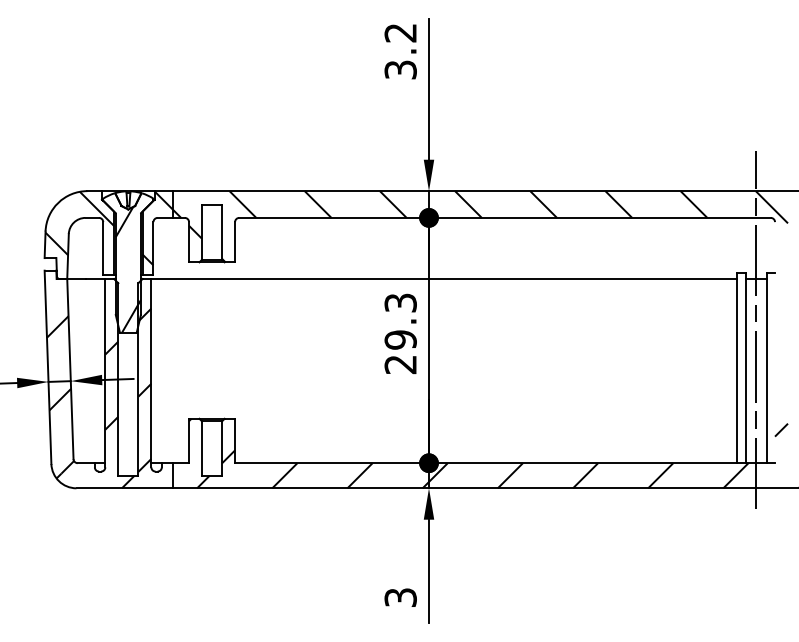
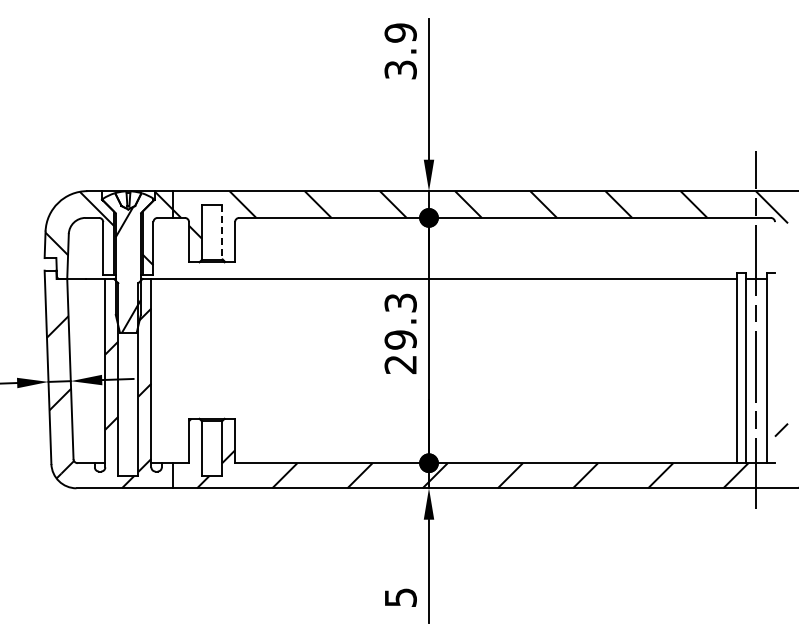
text: 3.2 -> 3.9 (400, 32)
line: solid -> dashed (222, 233)
text: 3 -> 5 (400, 597)
